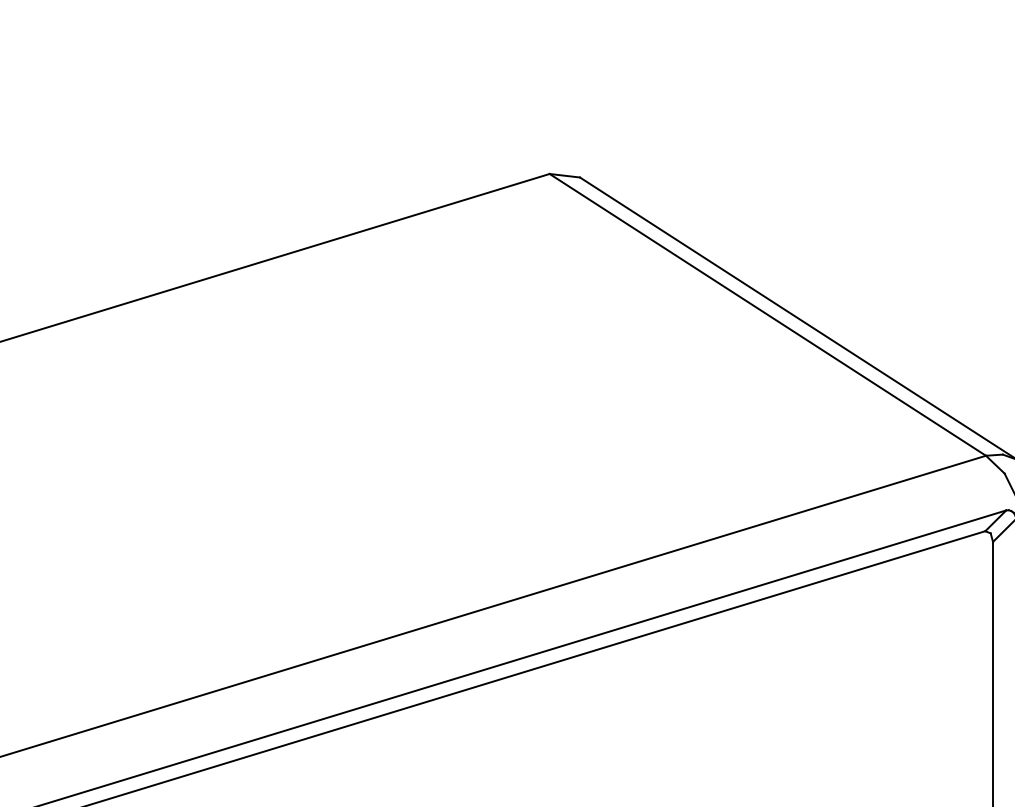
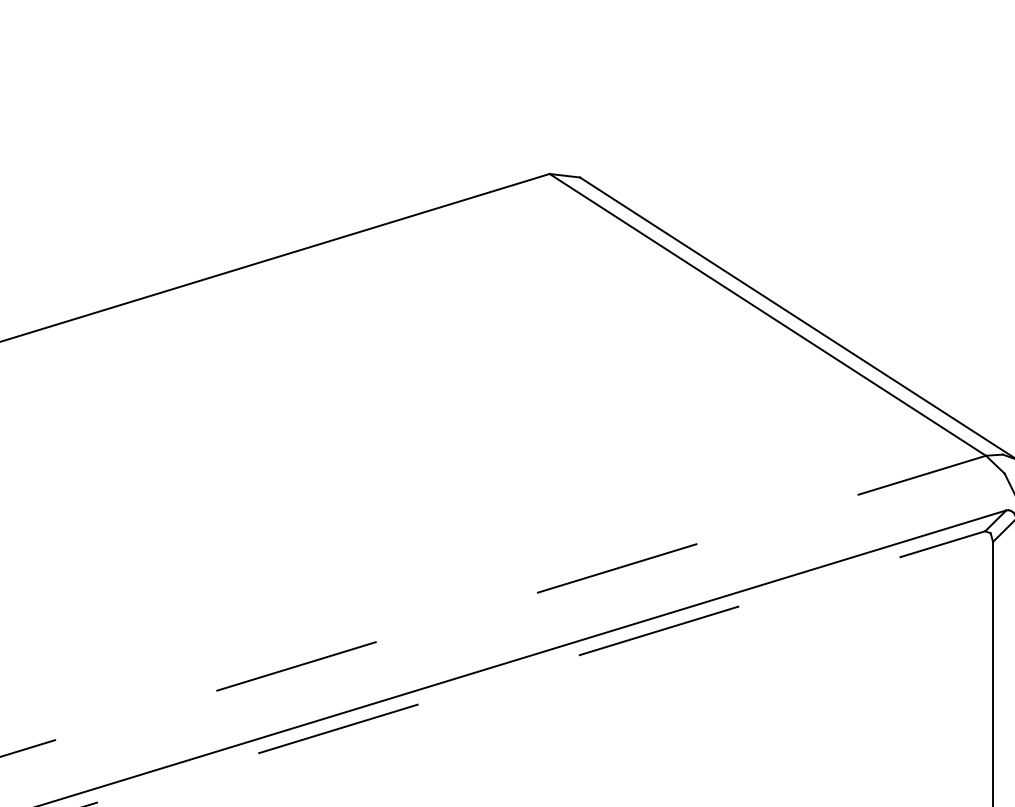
line: solid -> dashed (493, 606)
line: solid -> dashed (534, 669)
